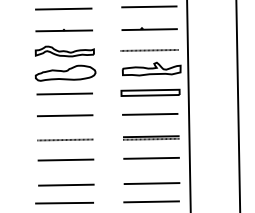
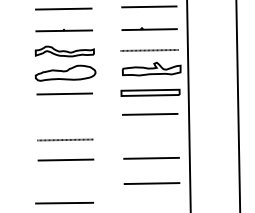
line: present -> none (65, 115)
part: present -> none (151, 137)
line: present -> none (66, 184)
line: present -> none (151, 201)
